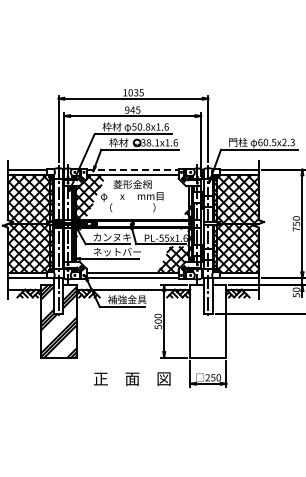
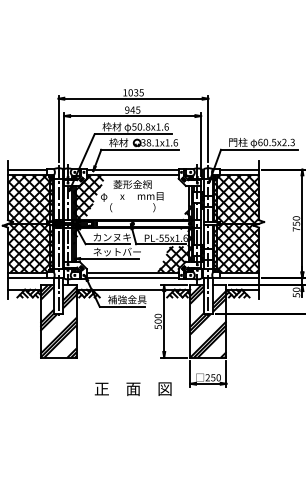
line: dashed -> solid (132, 169)
hatch: none -> present (208, 321)
text position: (131, 378) -> (132, 388) (132, 388)
